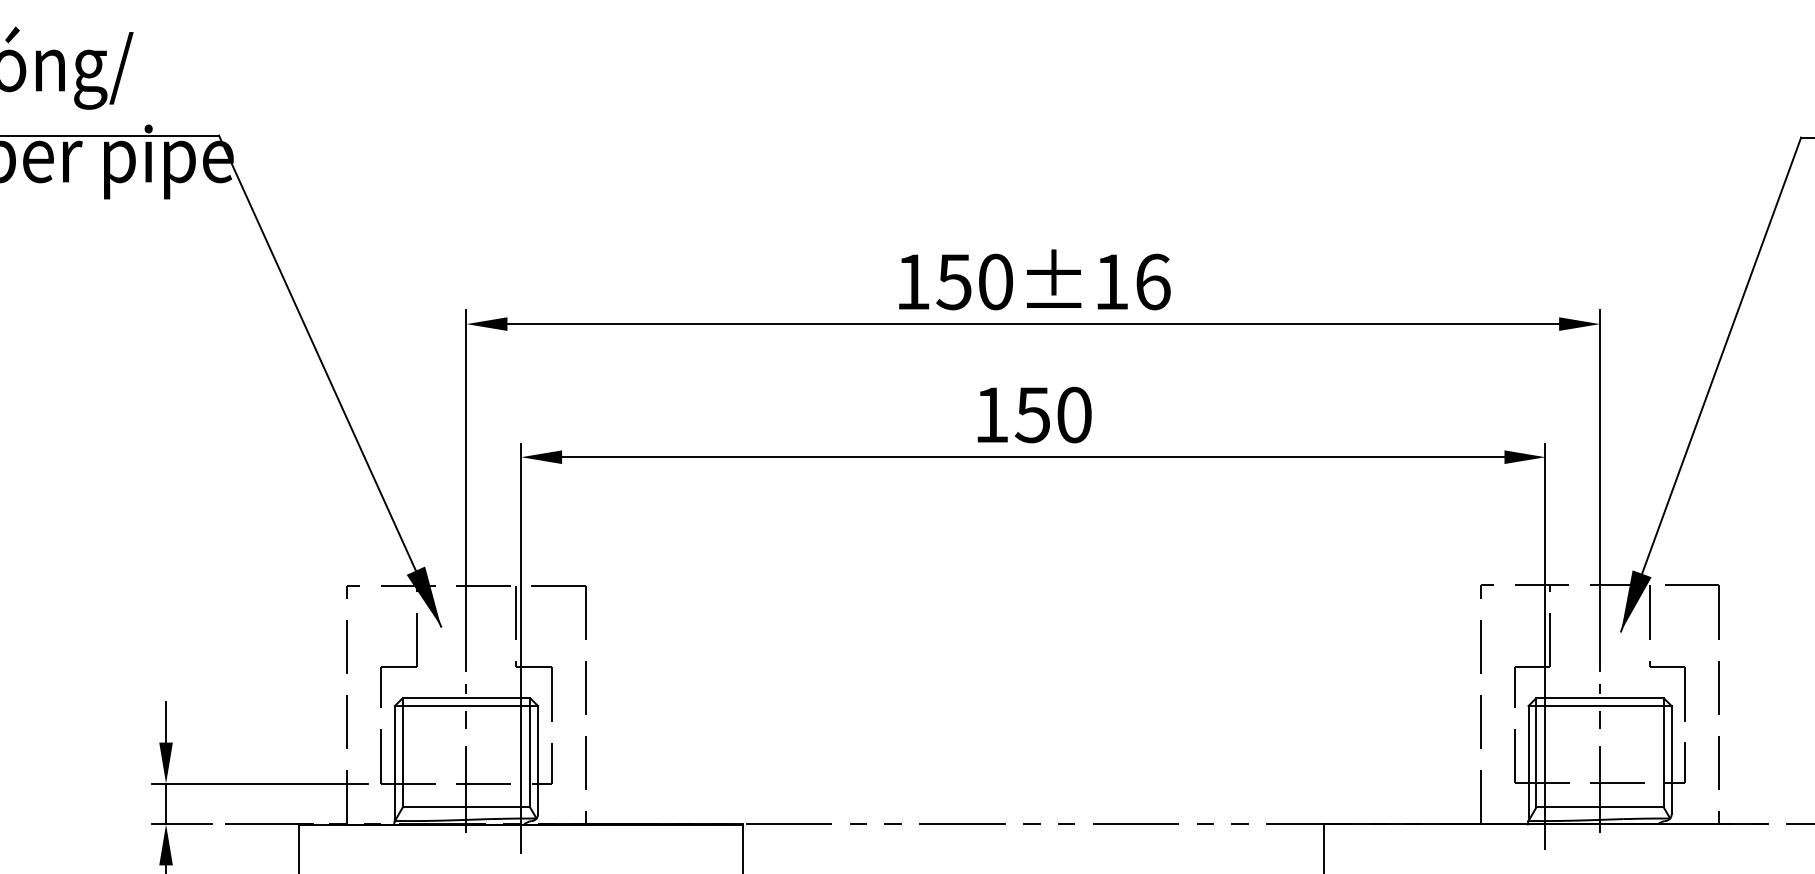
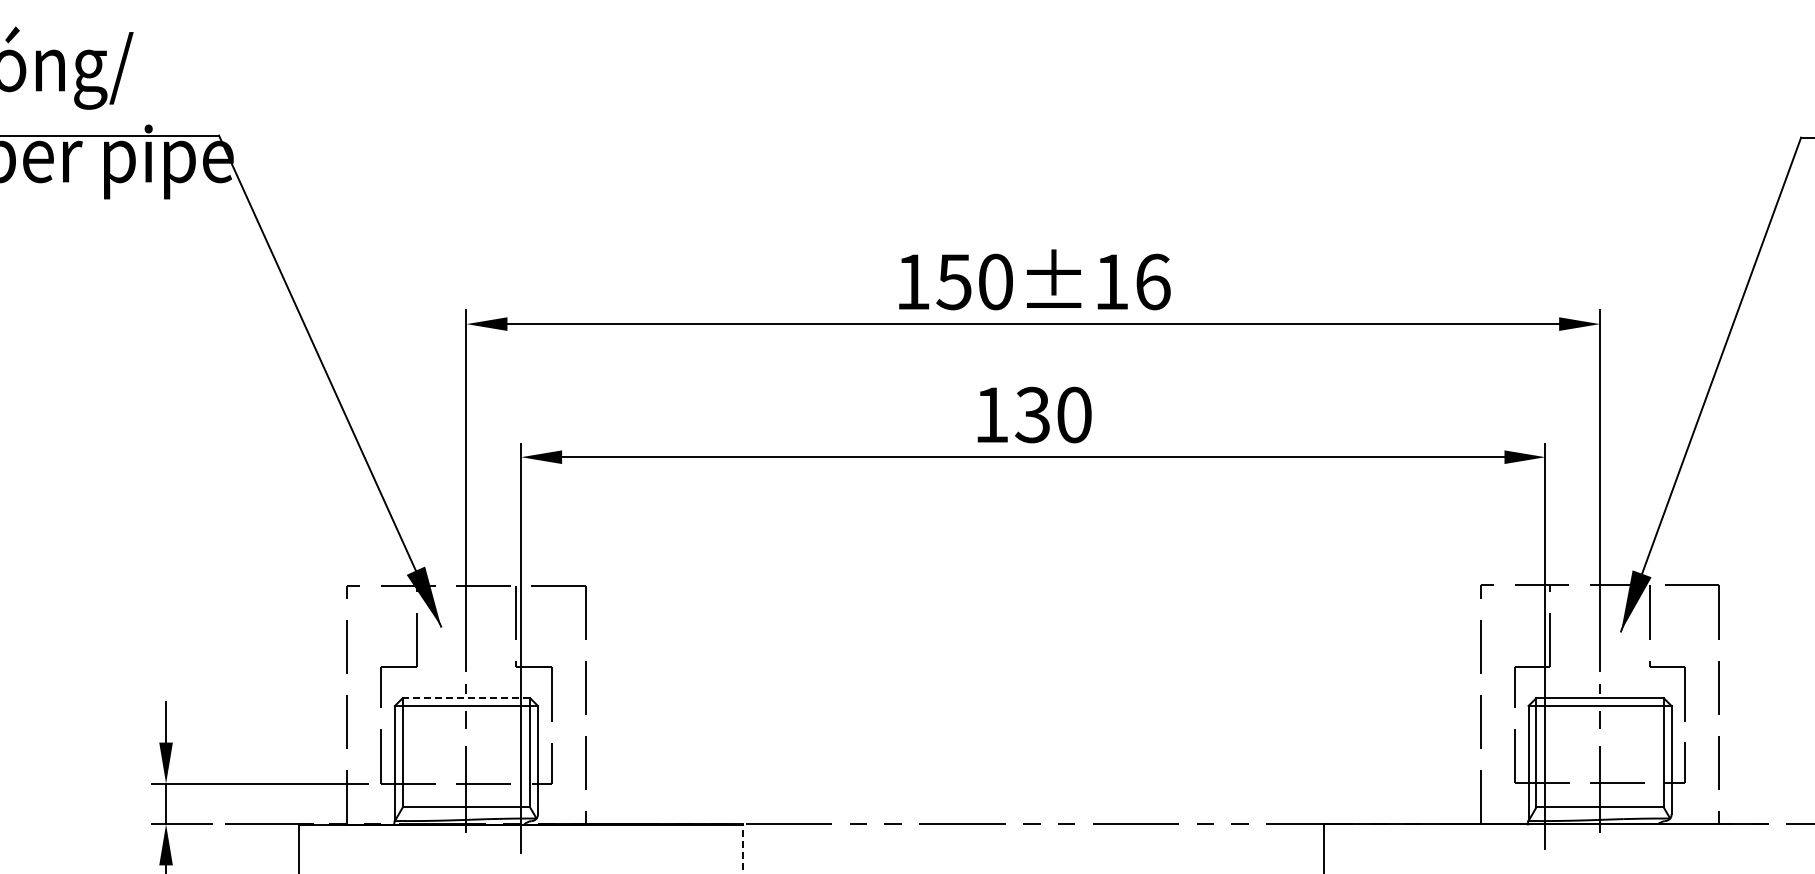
text: 150 -> 130 (1031, 414)
line: solid -> dashed (466, 698)
line: solid -> dashed (743, 848)
